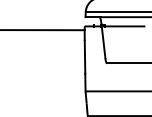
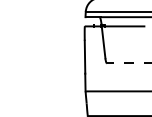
line: present -> none (43, 30)
line: solid -> dashed (128, 63)
